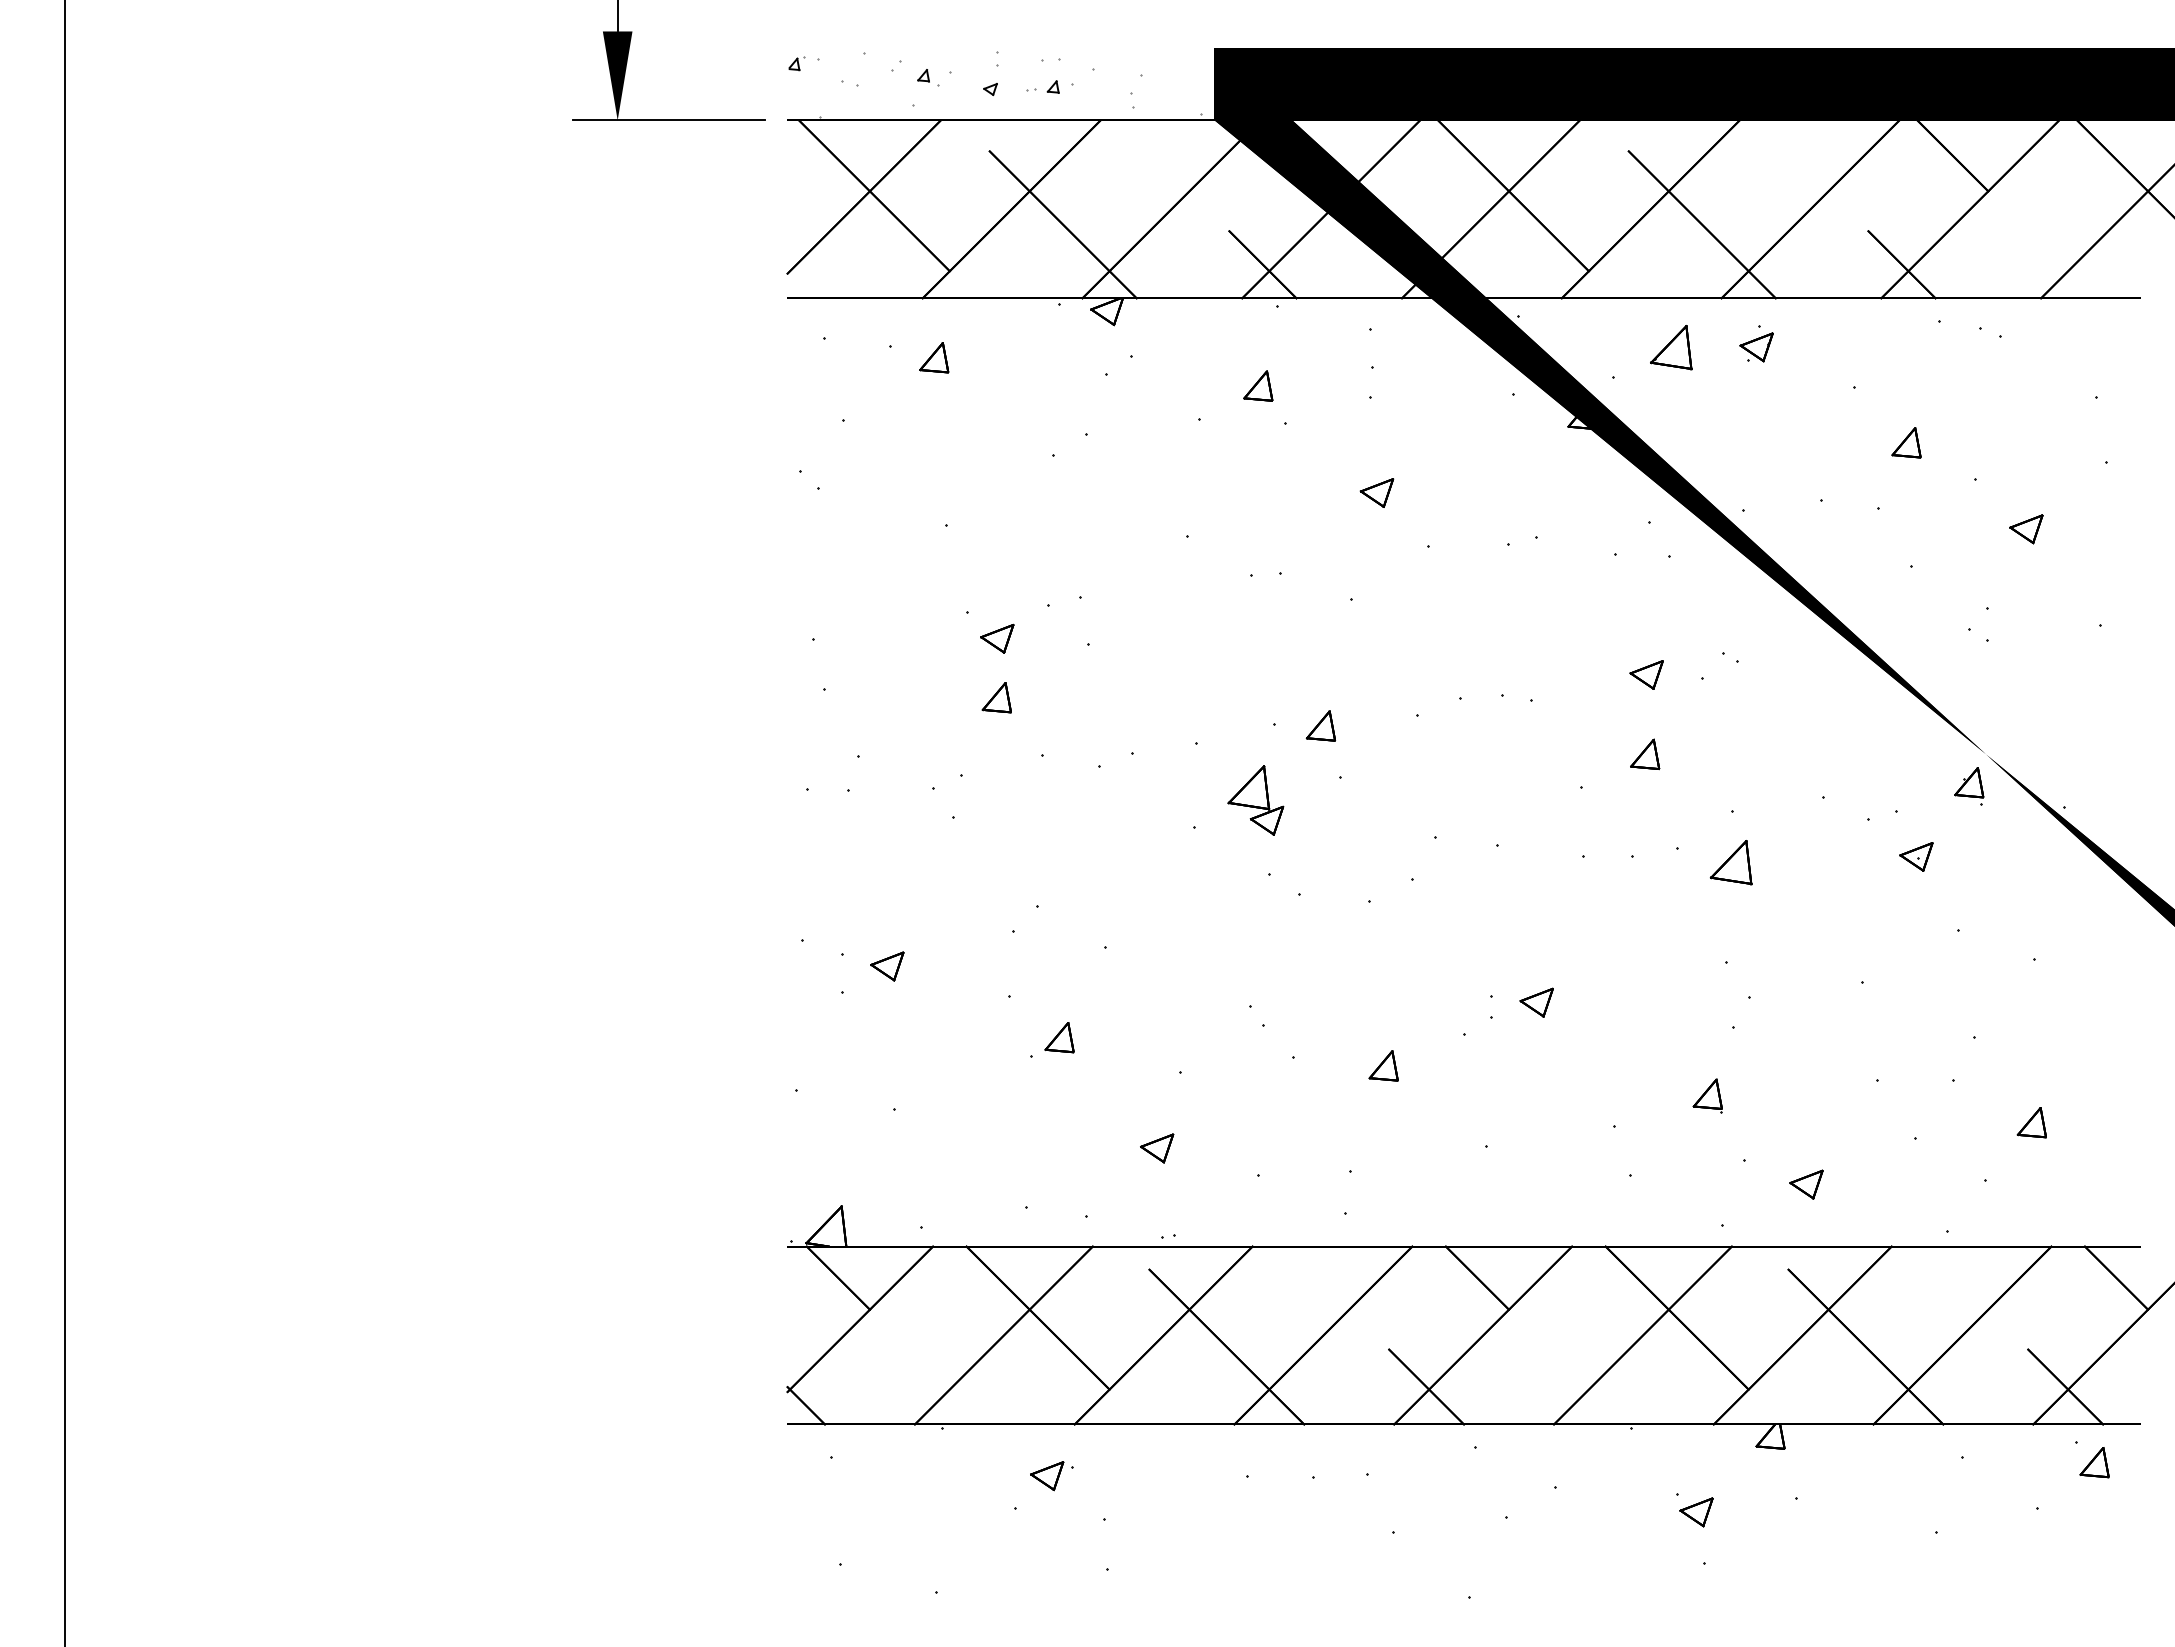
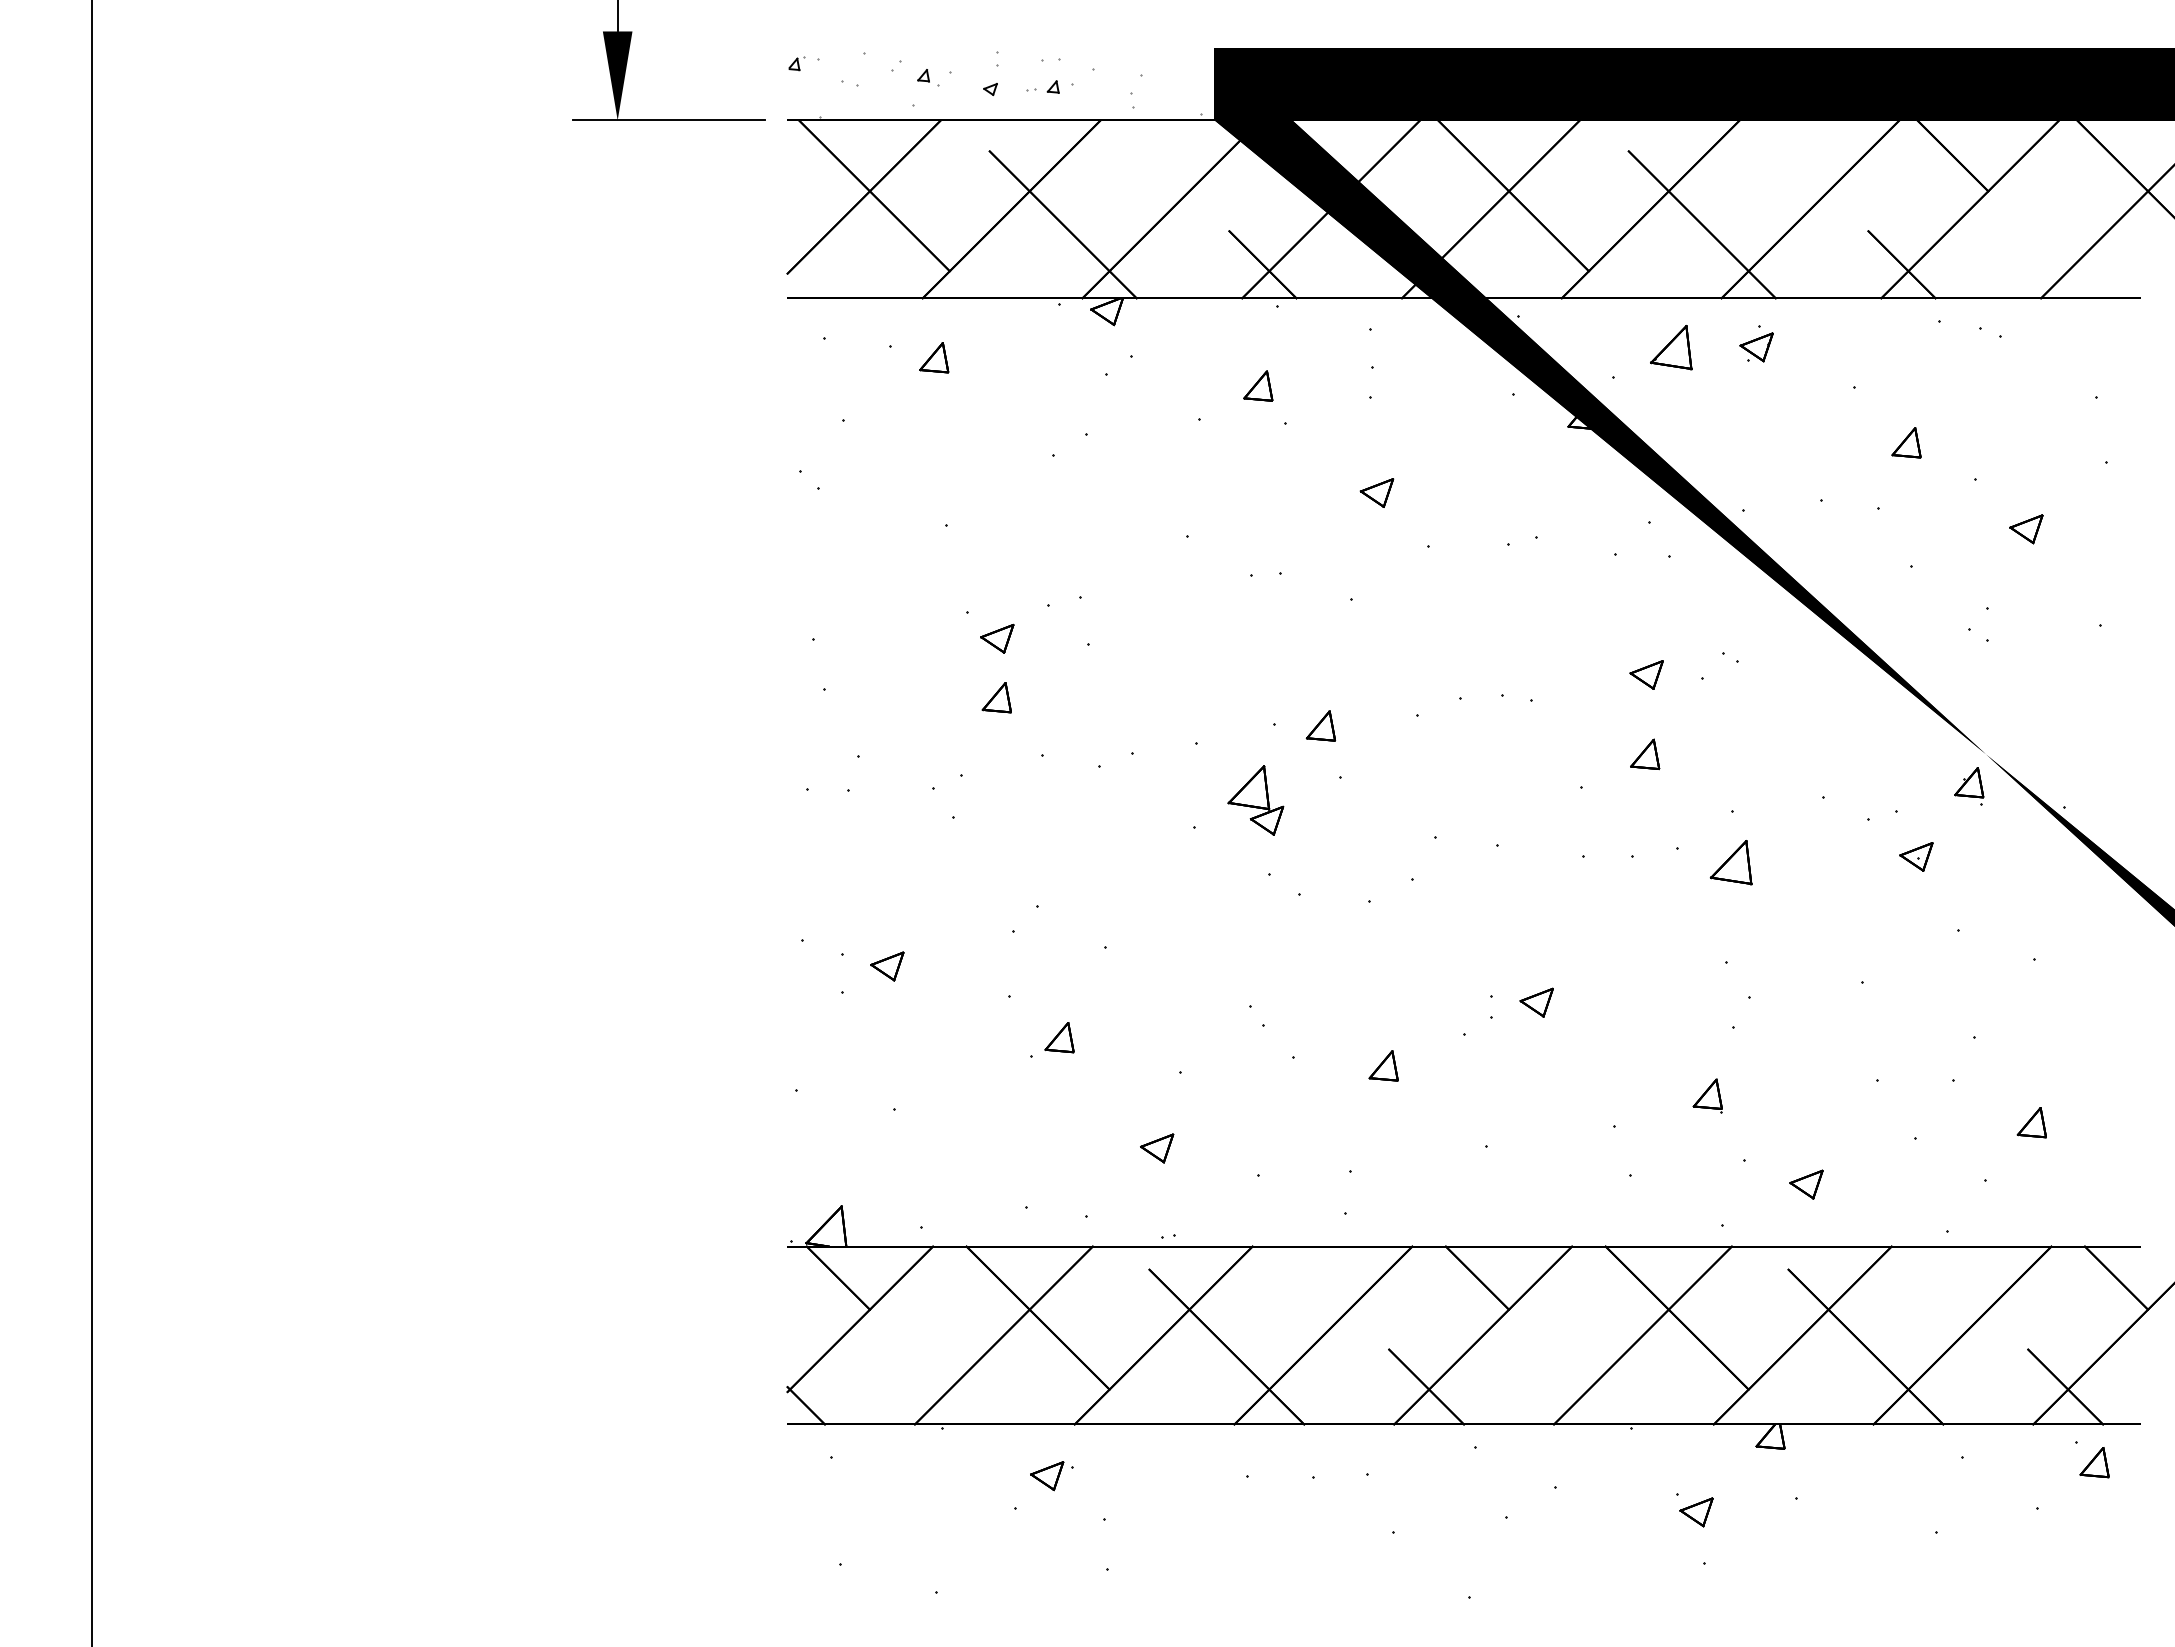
line position: (65, 822) -> (92, 822) (92, 822)
